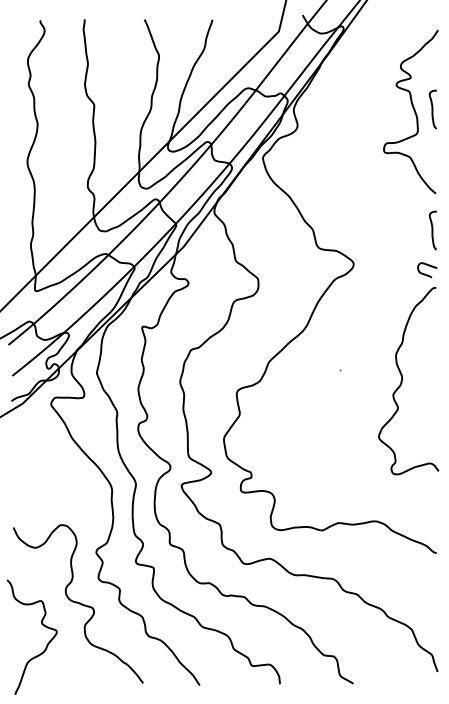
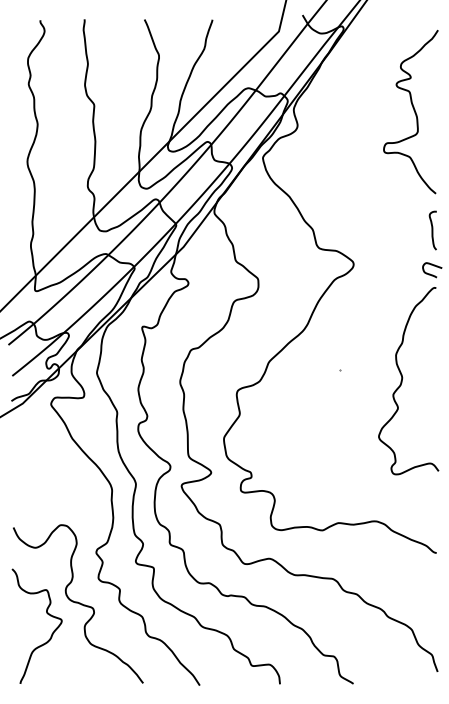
curve: present -> none (432, 109)
curve position: (425, 273) -> (430, 273) (430, 273)
curve position: (42, 625) -> (47, 614) (47, 614)
